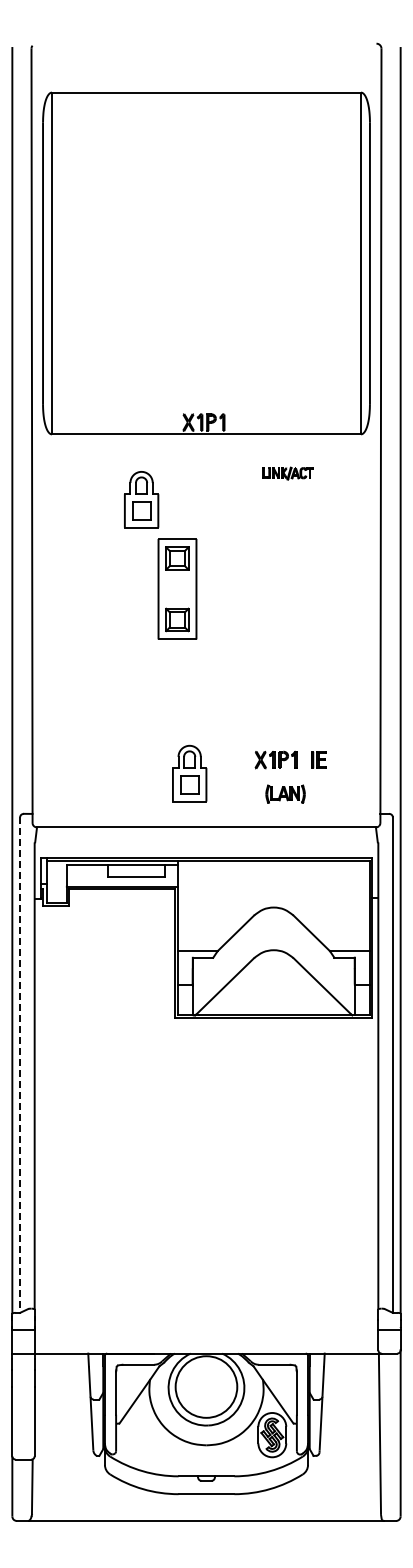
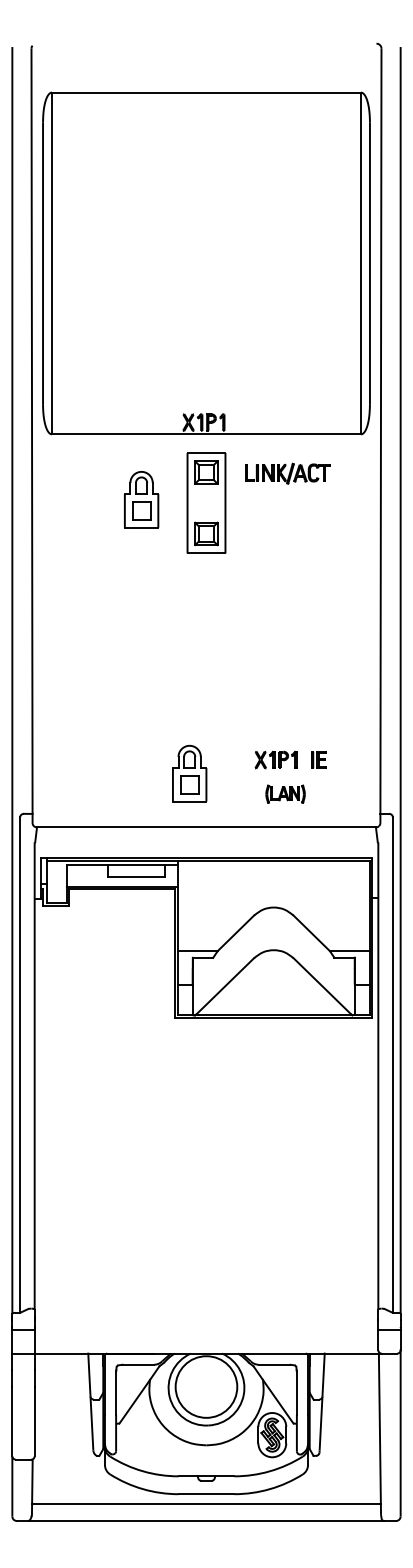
part size: 52x15 px -> 86x23 px (287, 473)
part position: (177, 588) -> (206, 502) (206, 502)
line: dashed -> solid (20, 1065)
line: none -> present (206, 1504)
